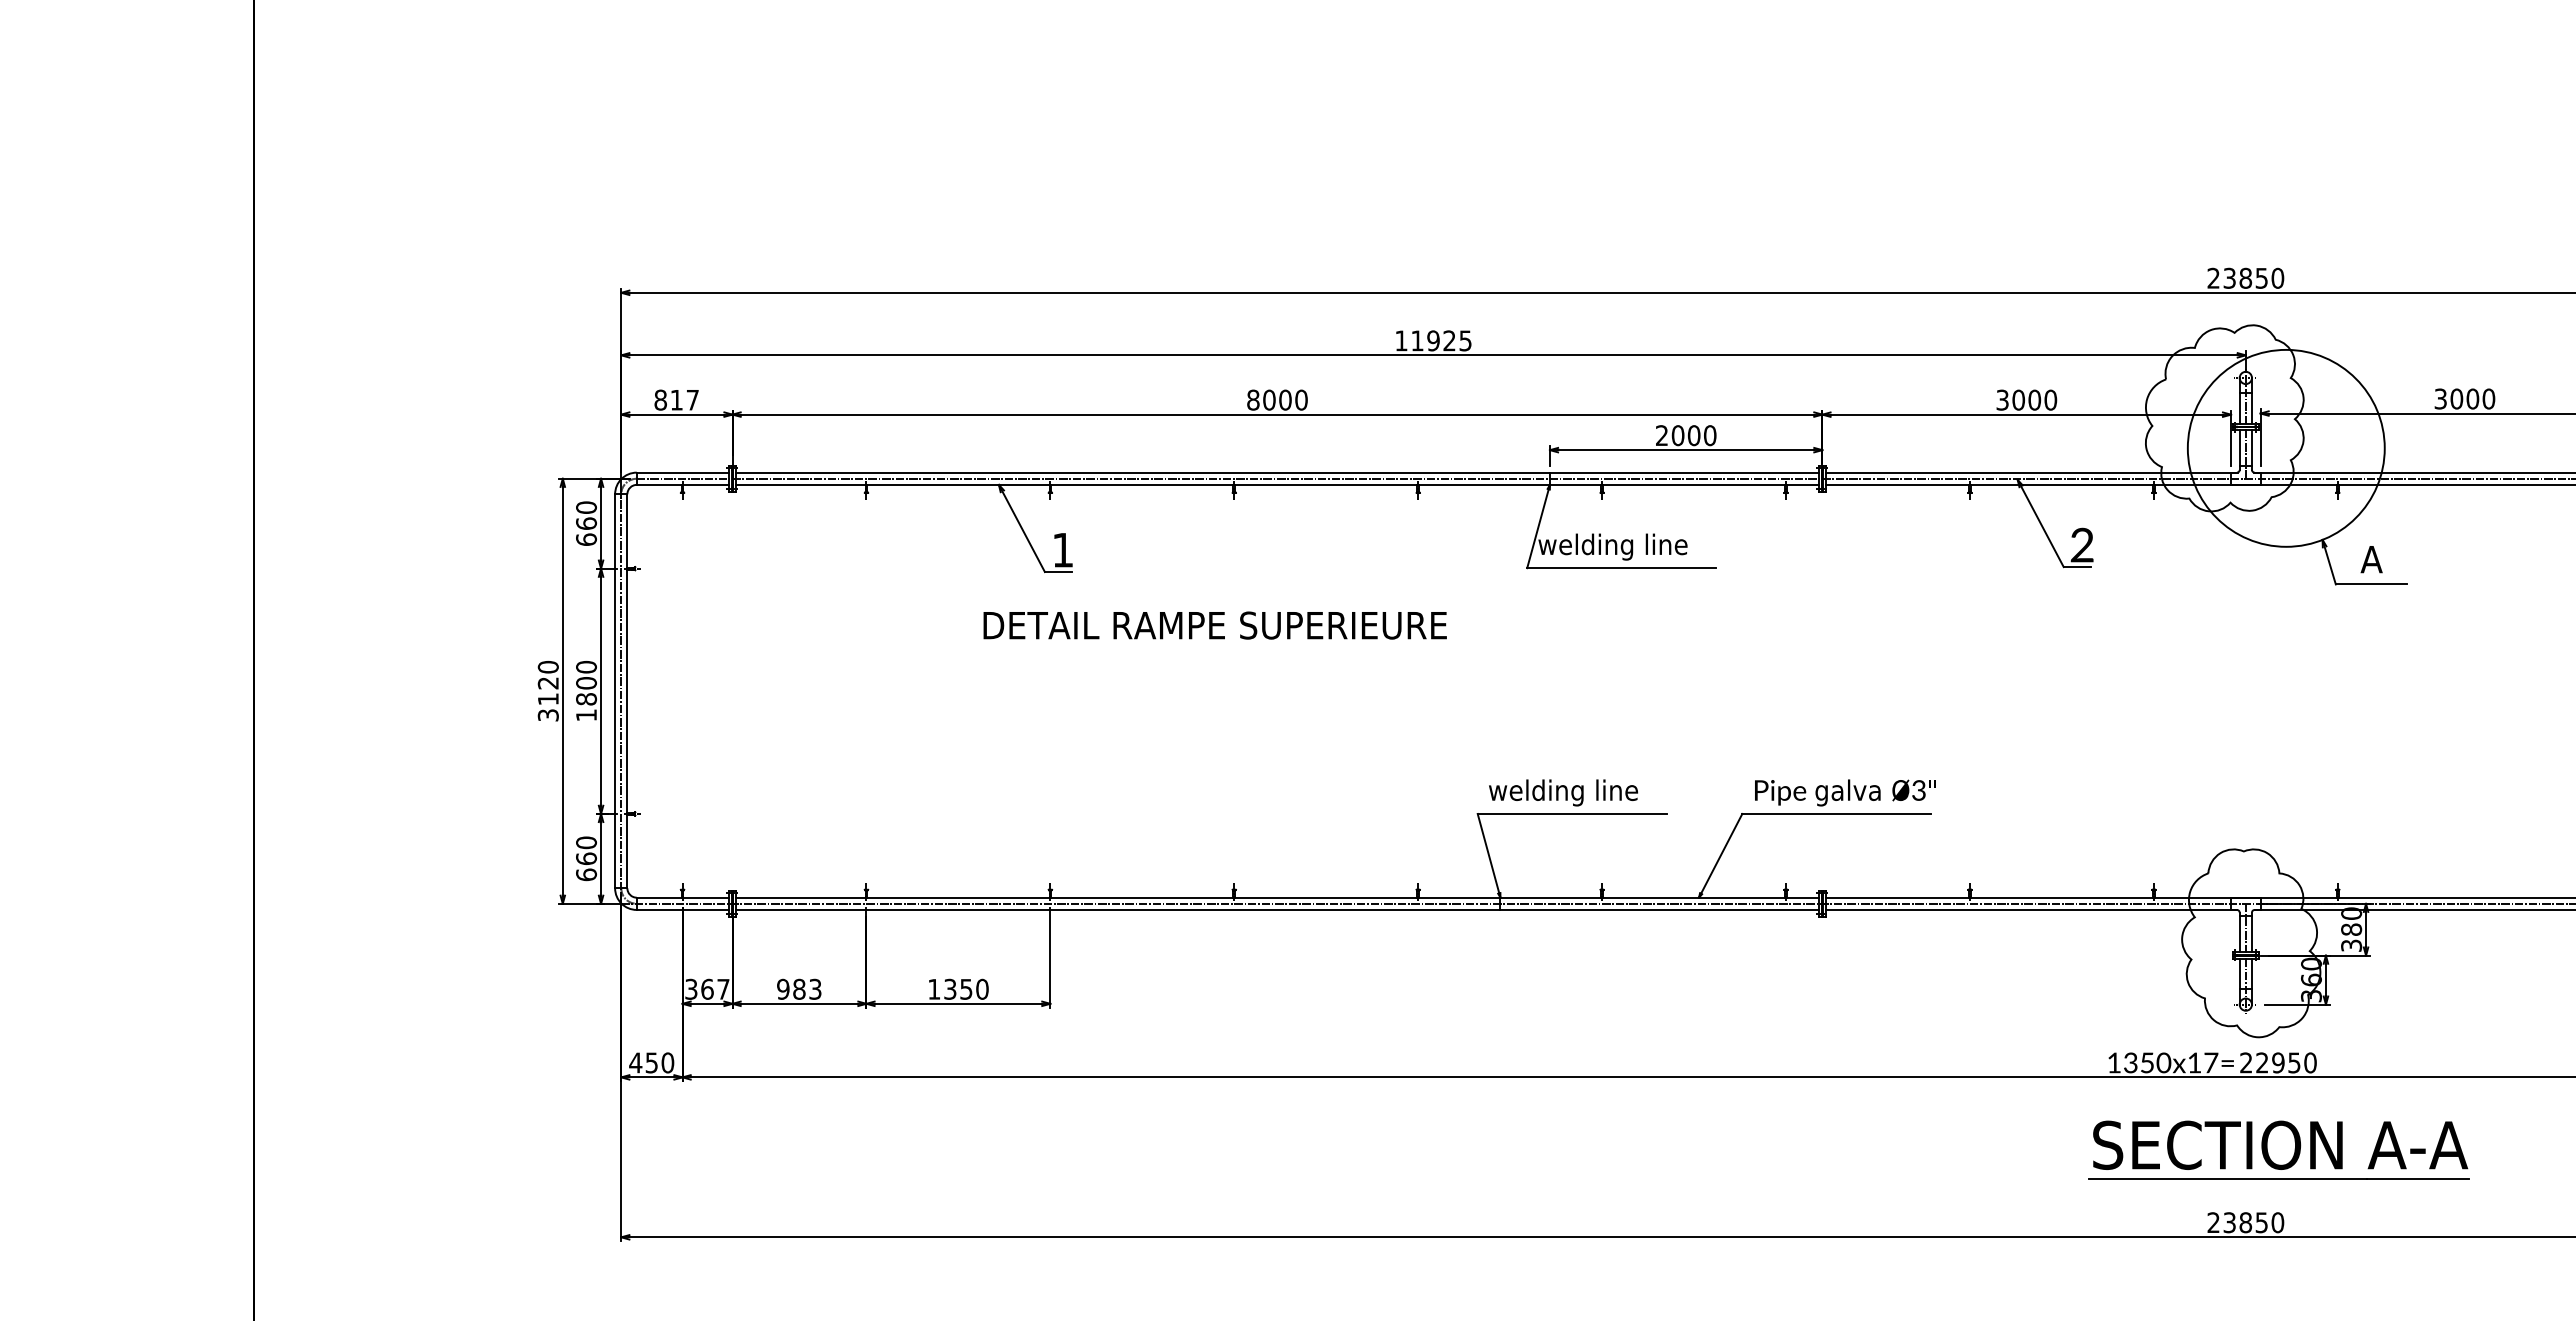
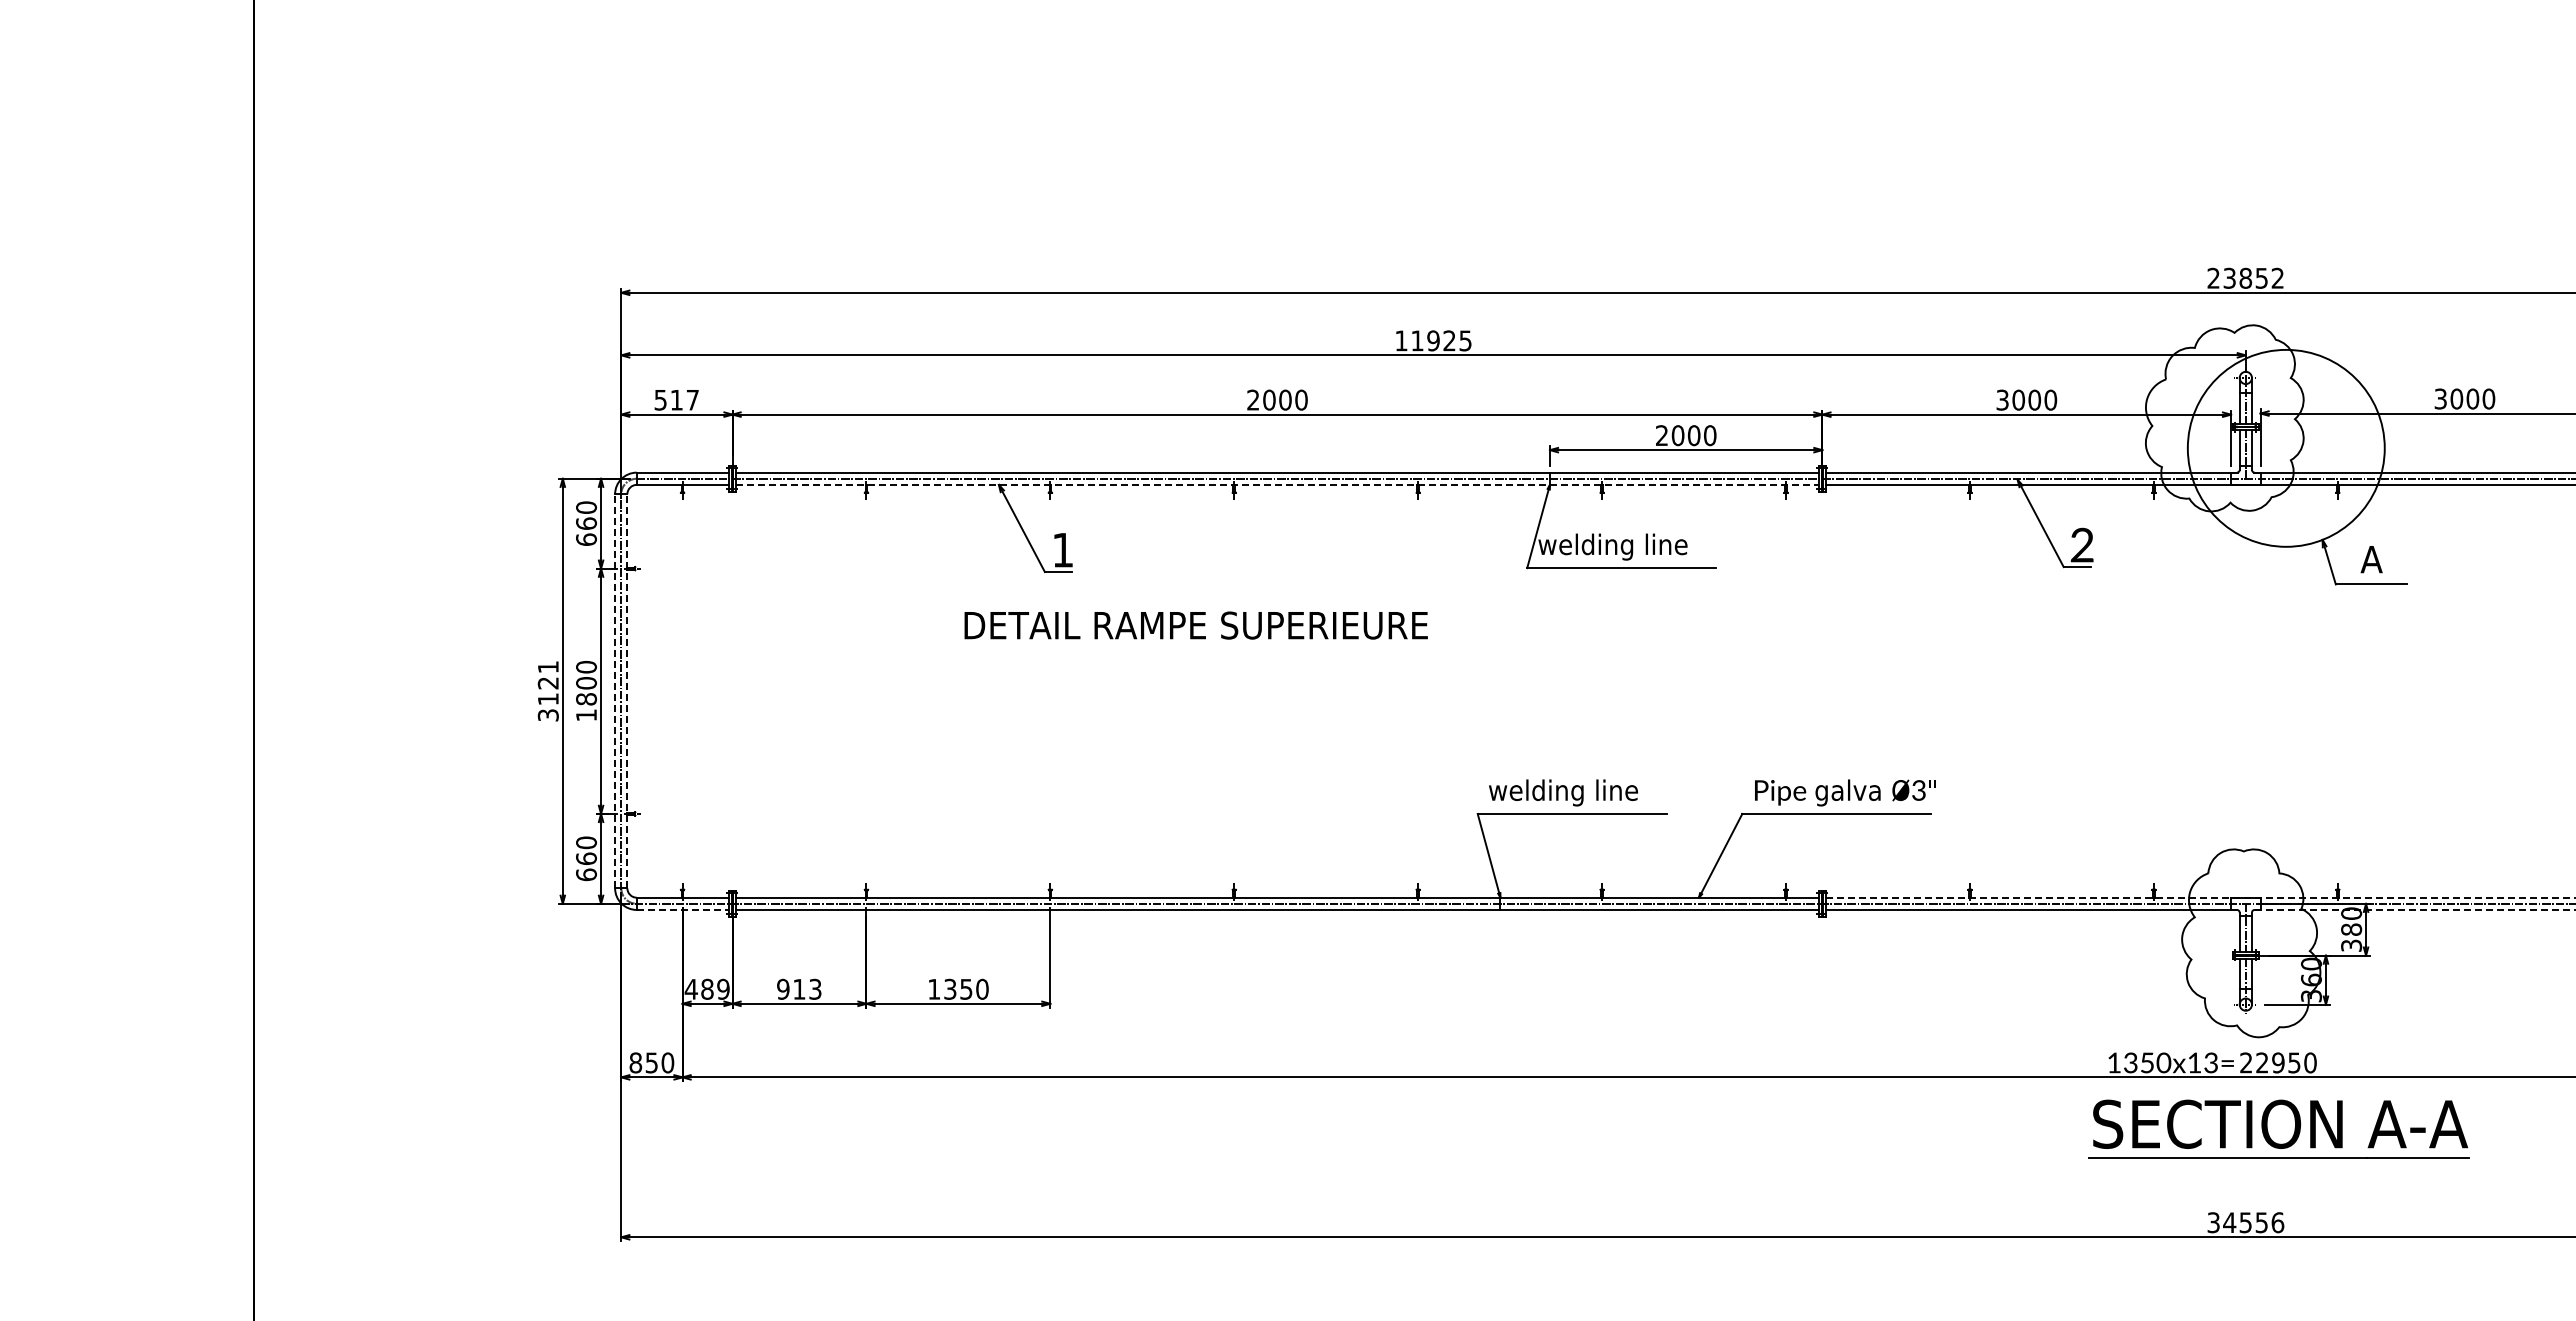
text: 23850 -> 23852 (2277, 277)
text: 817 -> 517 (660, 399)
text: 8000 -> 2000 (1253, 399)
line: solid -> dashed (1277, 484)
text position: (1214, 625) -> (1195, 625) (1195, 625)
text: 3120 -> 3121 (547, 666)
line: solid -> dashed (615, 691)
line: solid -> dashed (627, 691)
line: solid -> dashed (2200, 897)
line: solid -> dashed (683, 909)
line: solid -> dashed (2415, 909)
text: 367 -> 489 (706, 988)
text: 983 -> 913 (799, 988)
text: 450 -> 850 (635, 1062)
text: 1350x17= -> 1350x13= (2211, 1062)
part position: (2278, 1149) -> (2278, 1128) (2278, 1128)
text: 23850 -> 34556 (2245, 1222)
